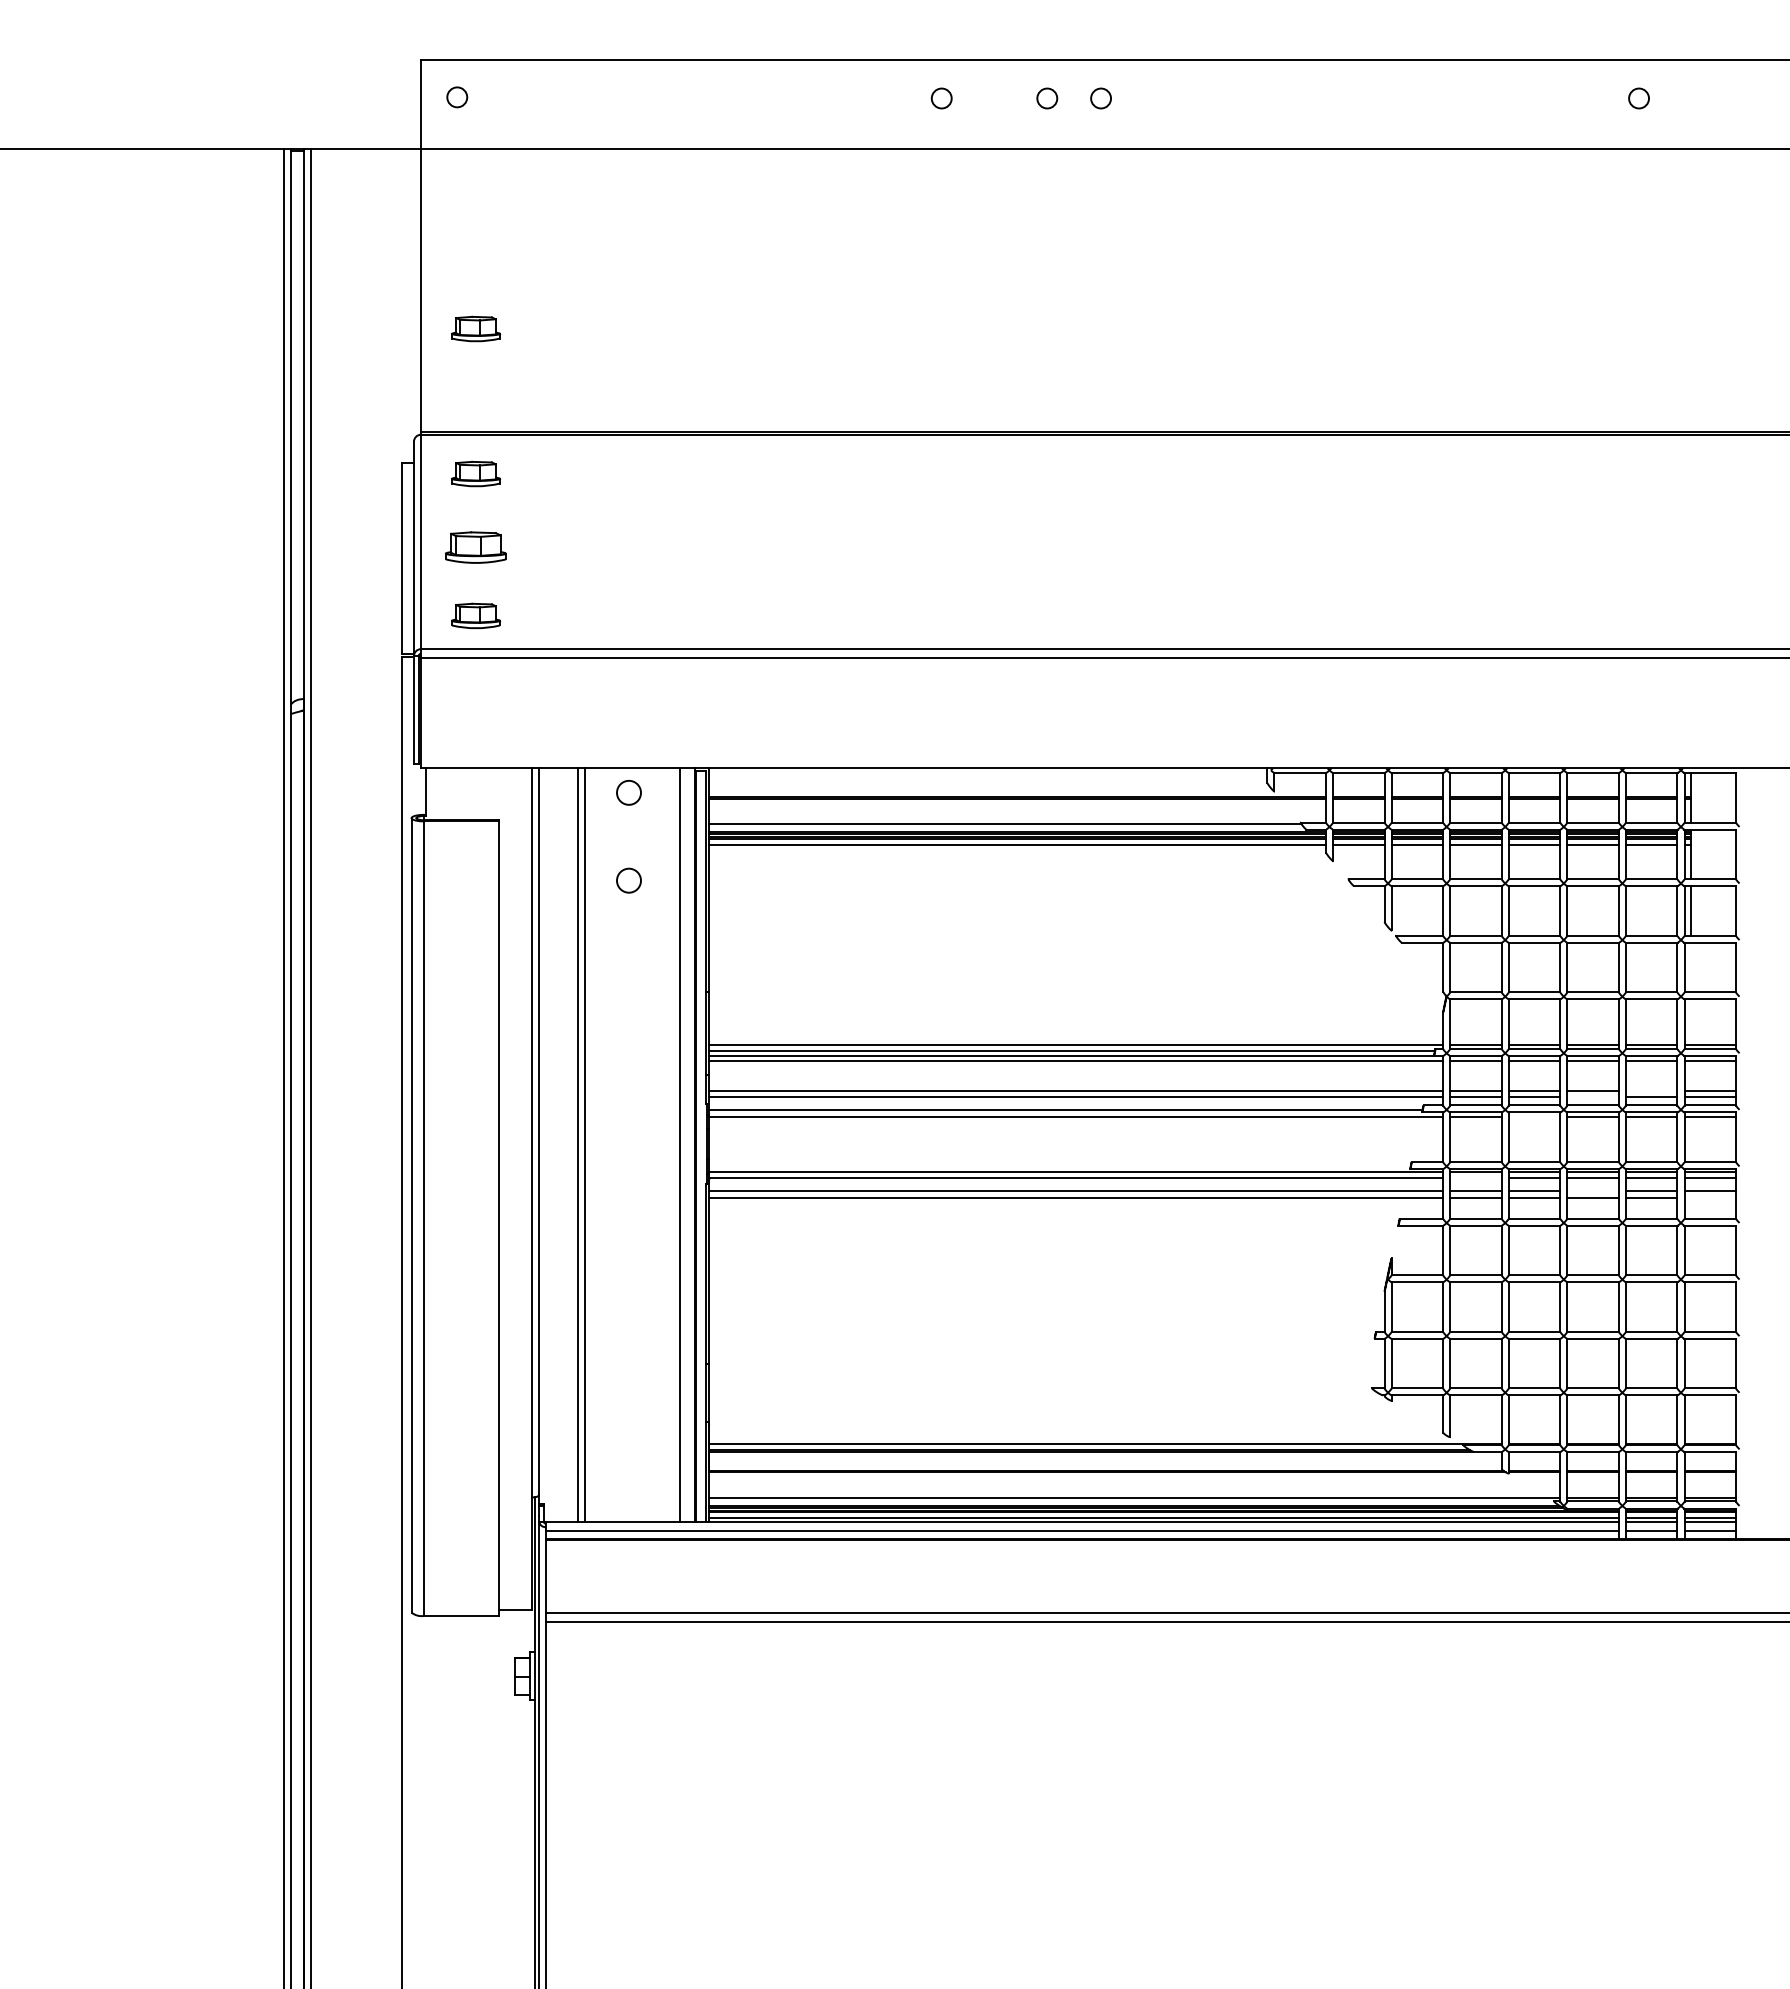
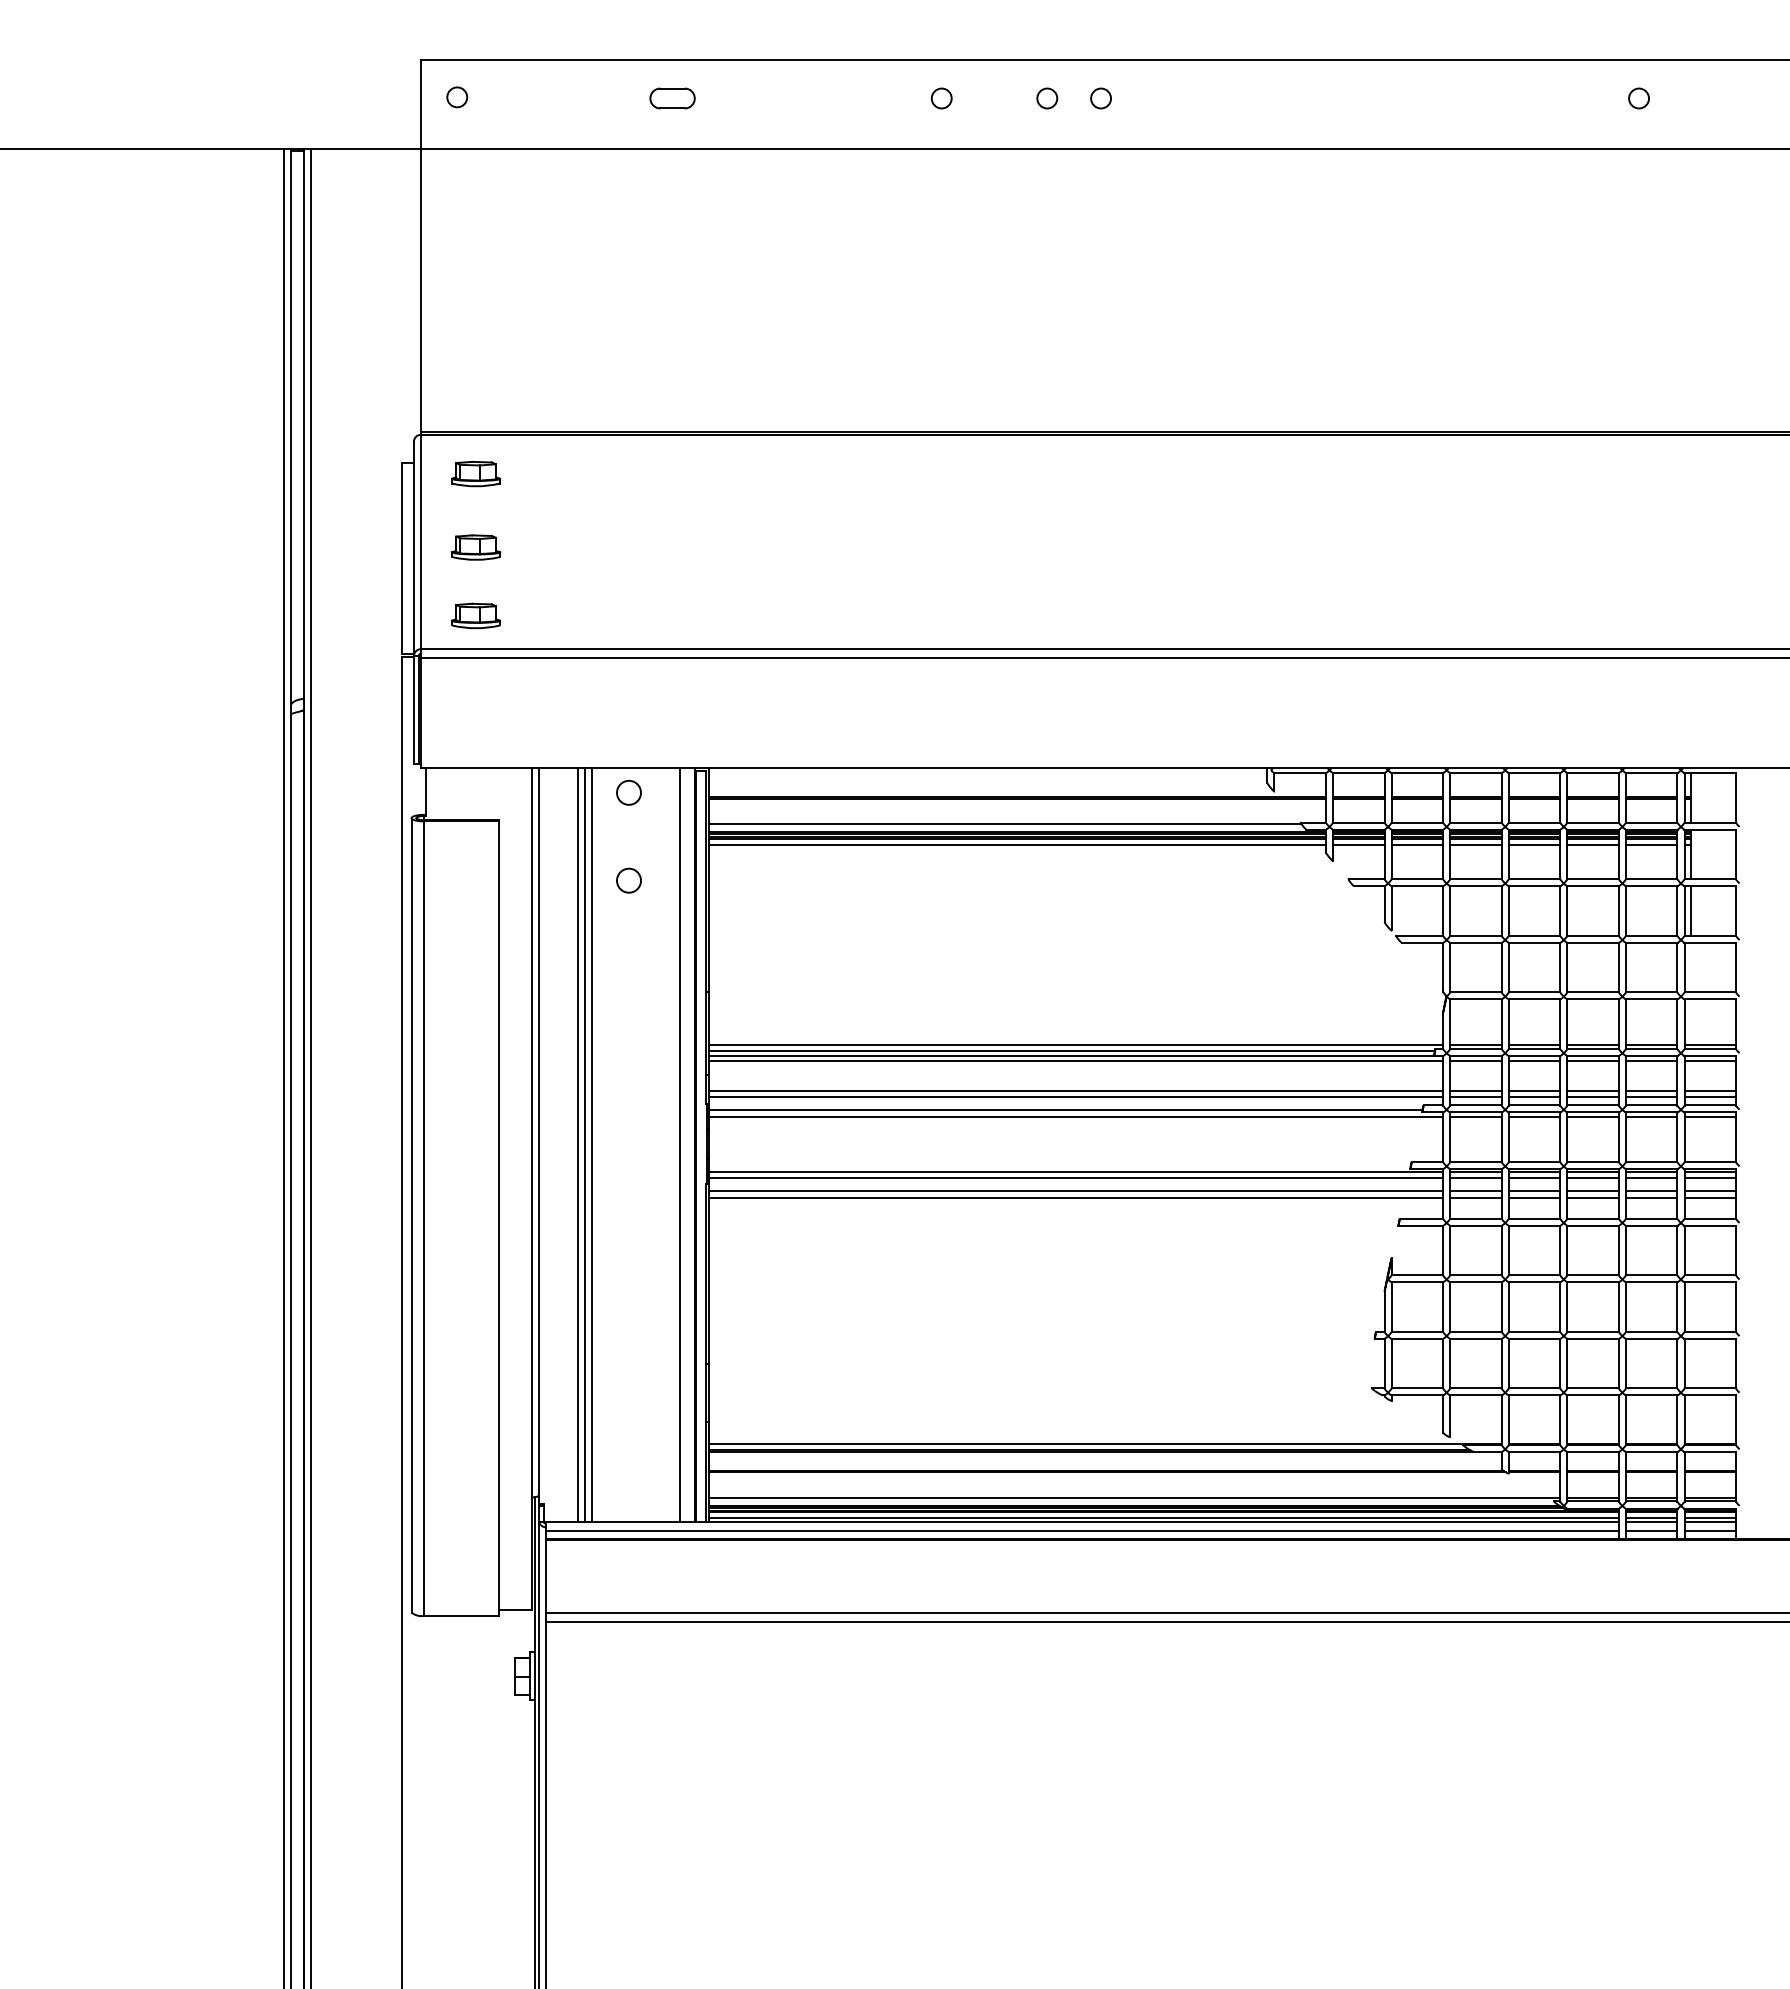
part: none -> present (672, 98)
part: present -> none (476, 328)
part size: 62x33 px -> 51x27 px (476, 547)
line: none -> present (1651, 1090)
line: none -> present (1592, 1097)
line: none -> present (1534, 1116)
line: none -> present (592, 1144)
line: none -> present (1475, 1178)
line: none -> present (1592, 1191)
line: none -> present (1710, 1197)
